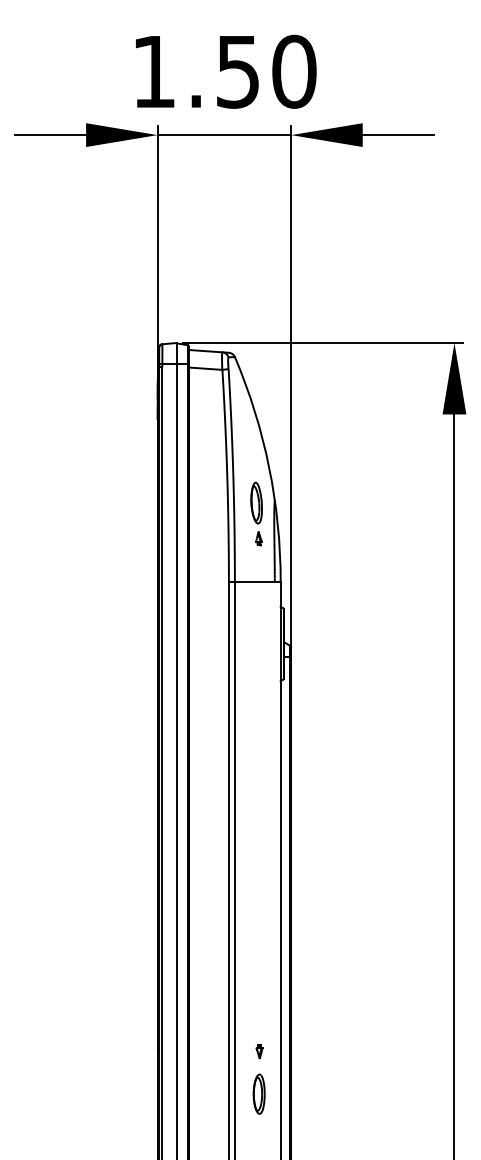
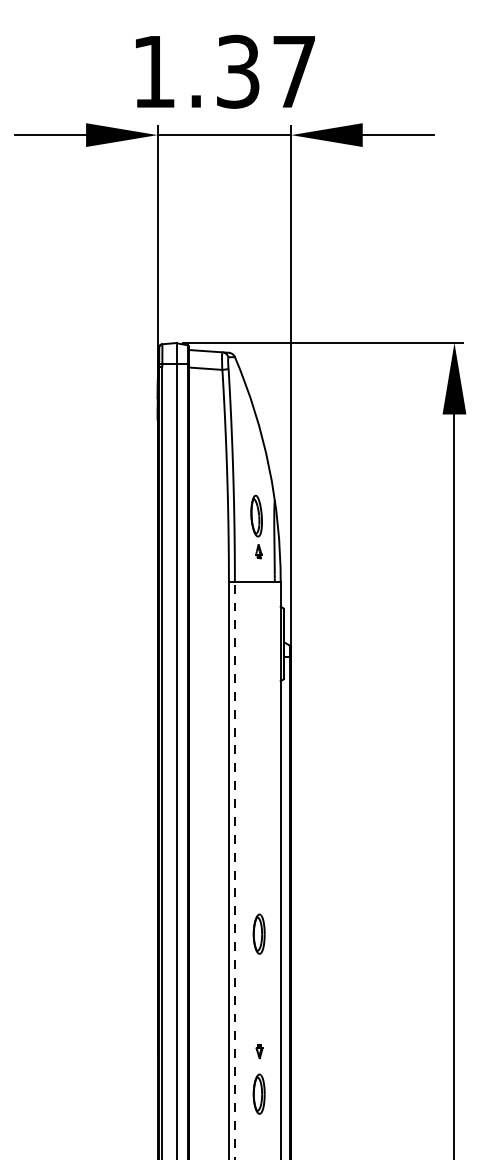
text: 1.50 -> 1.37 (266, 71)
part position: (256, 513) -> (256, 526) (256, 526)
line: solid -> dashed (234, 870)
part: none -> present (258, 933)
